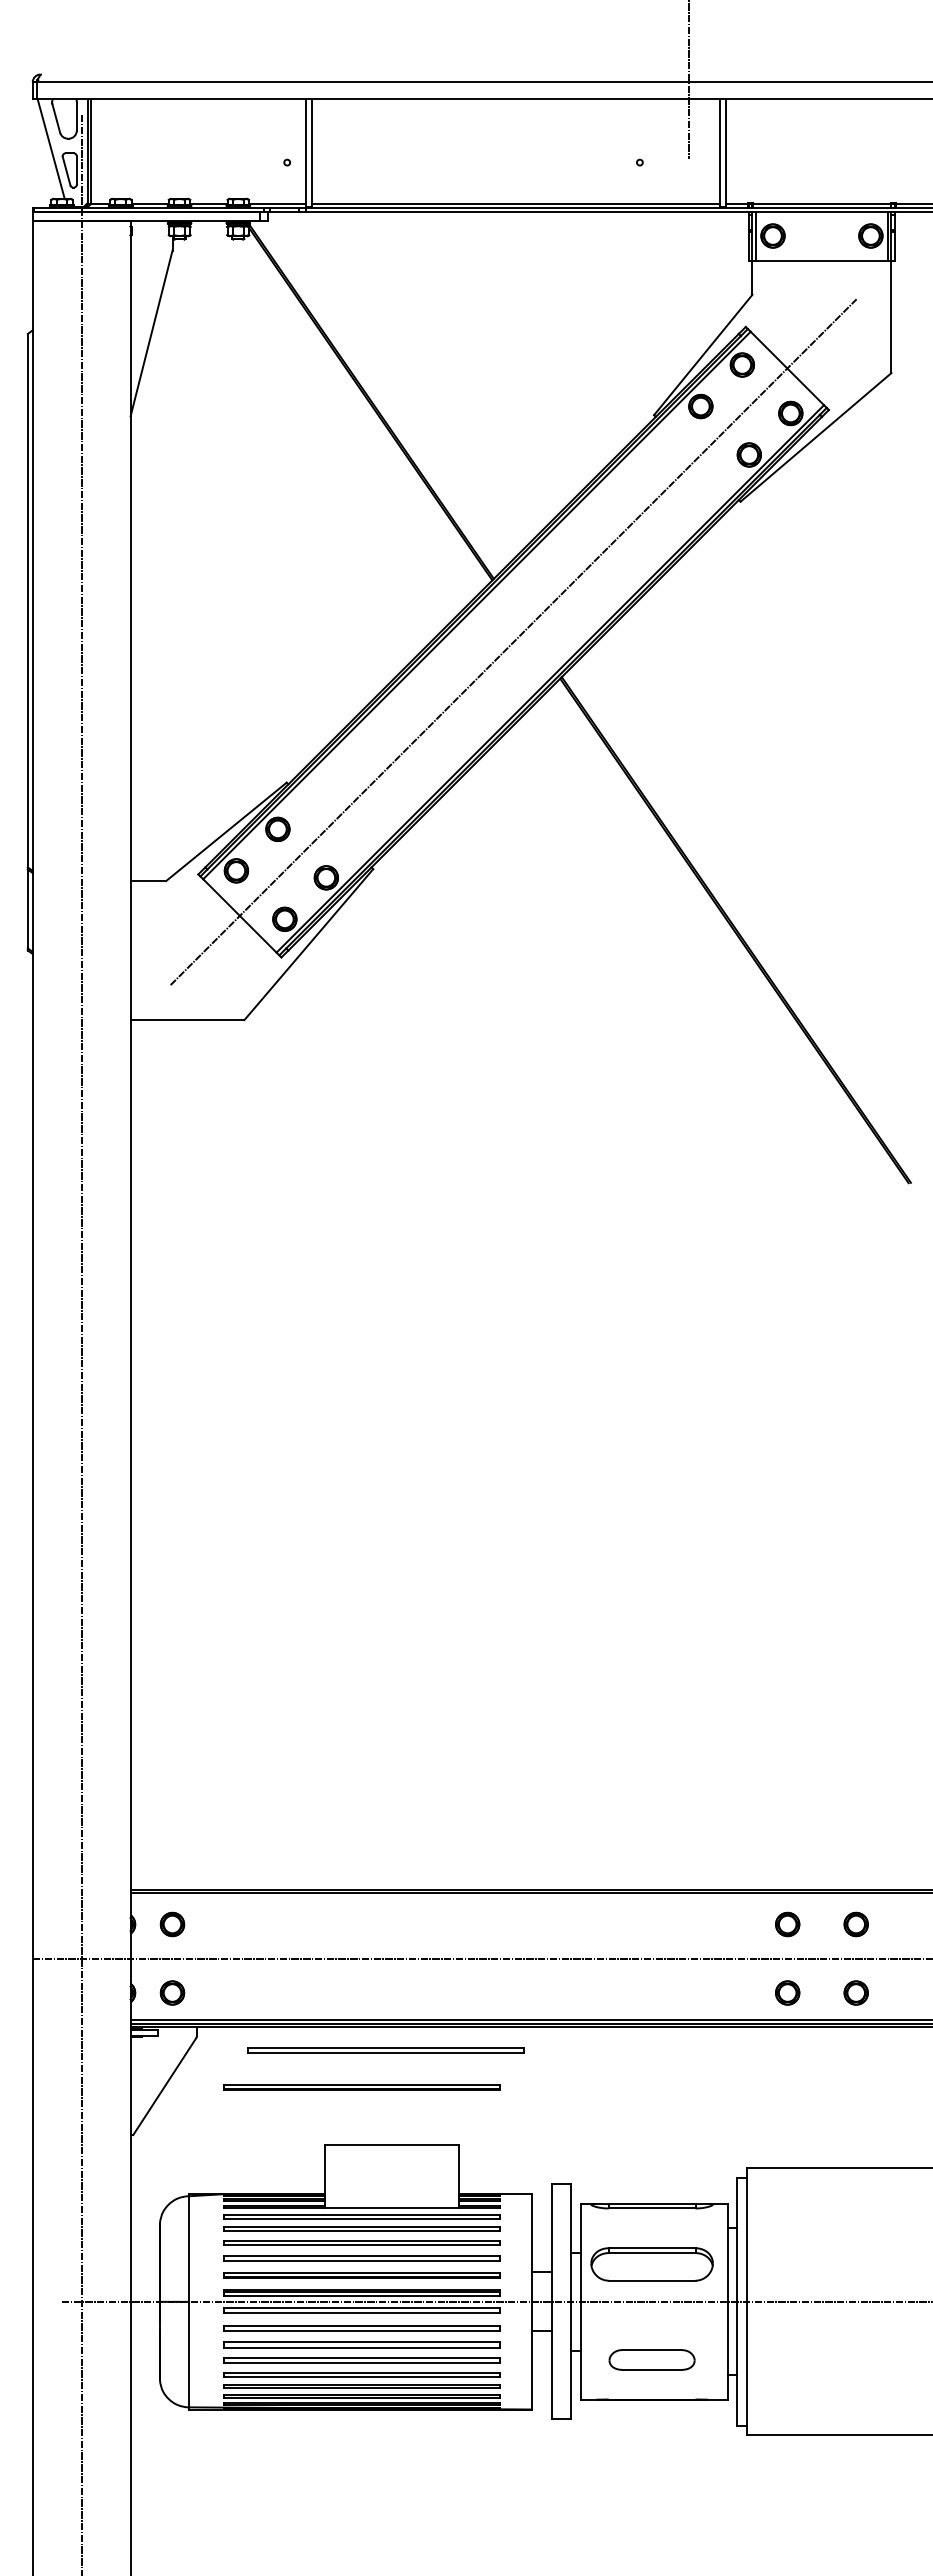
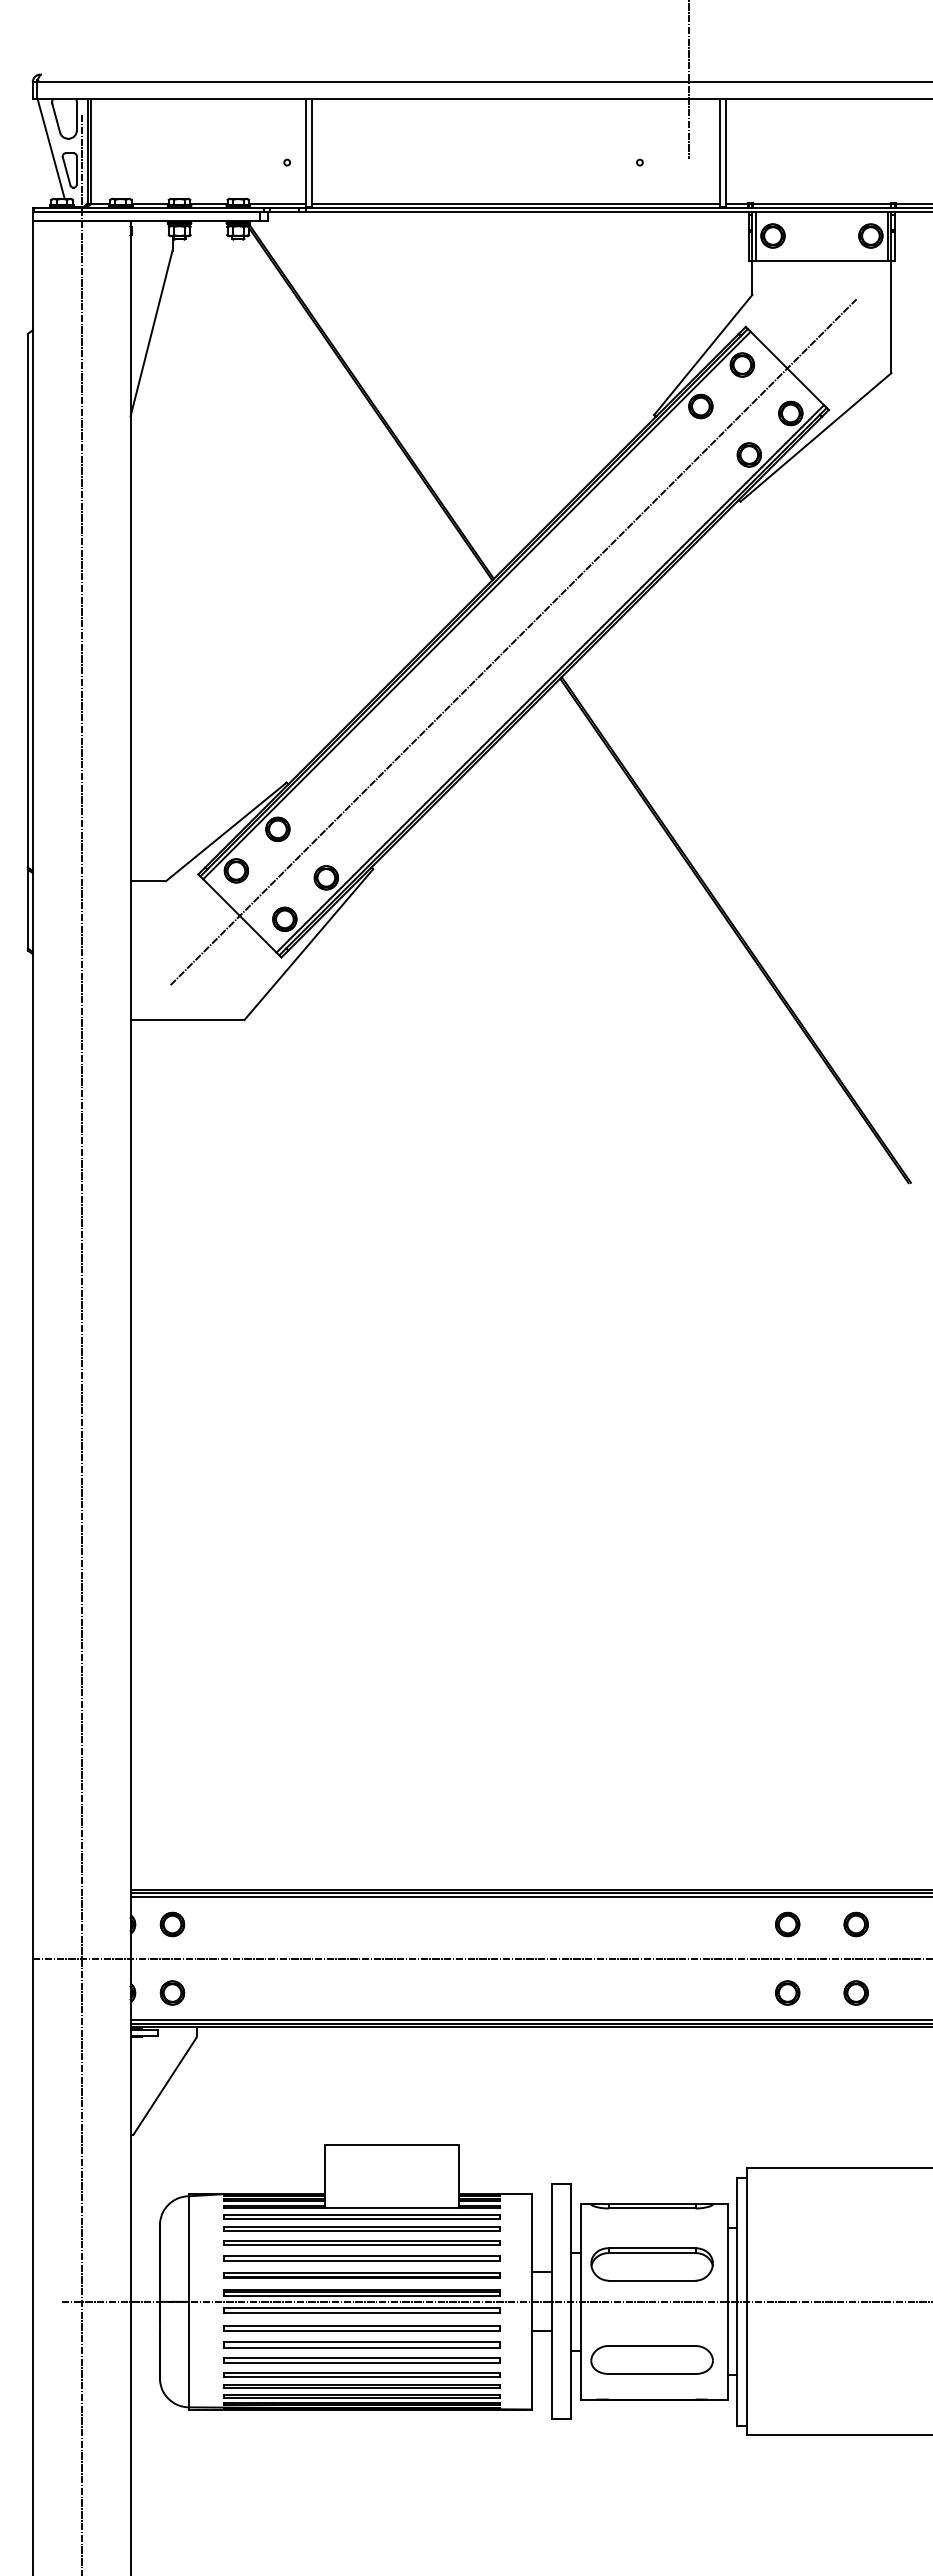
line: none -> present (529, 1897)
part: present -> none (385, 2050)
part: present -> none (361, 2087)
part size: 88x22 px -> 124x30 px (651, 2359)
